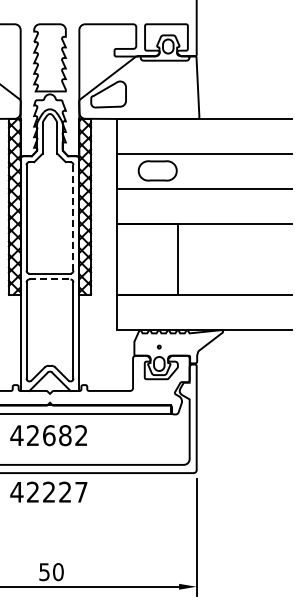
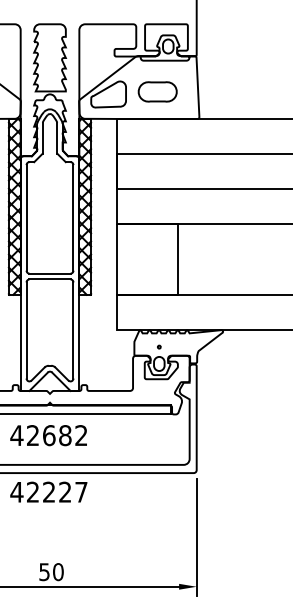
part position: (157, 170) -> (157, 91) (157, 91)
line: dashed -> solid (73, 217)
line: dashed -> solid (50, 279)
